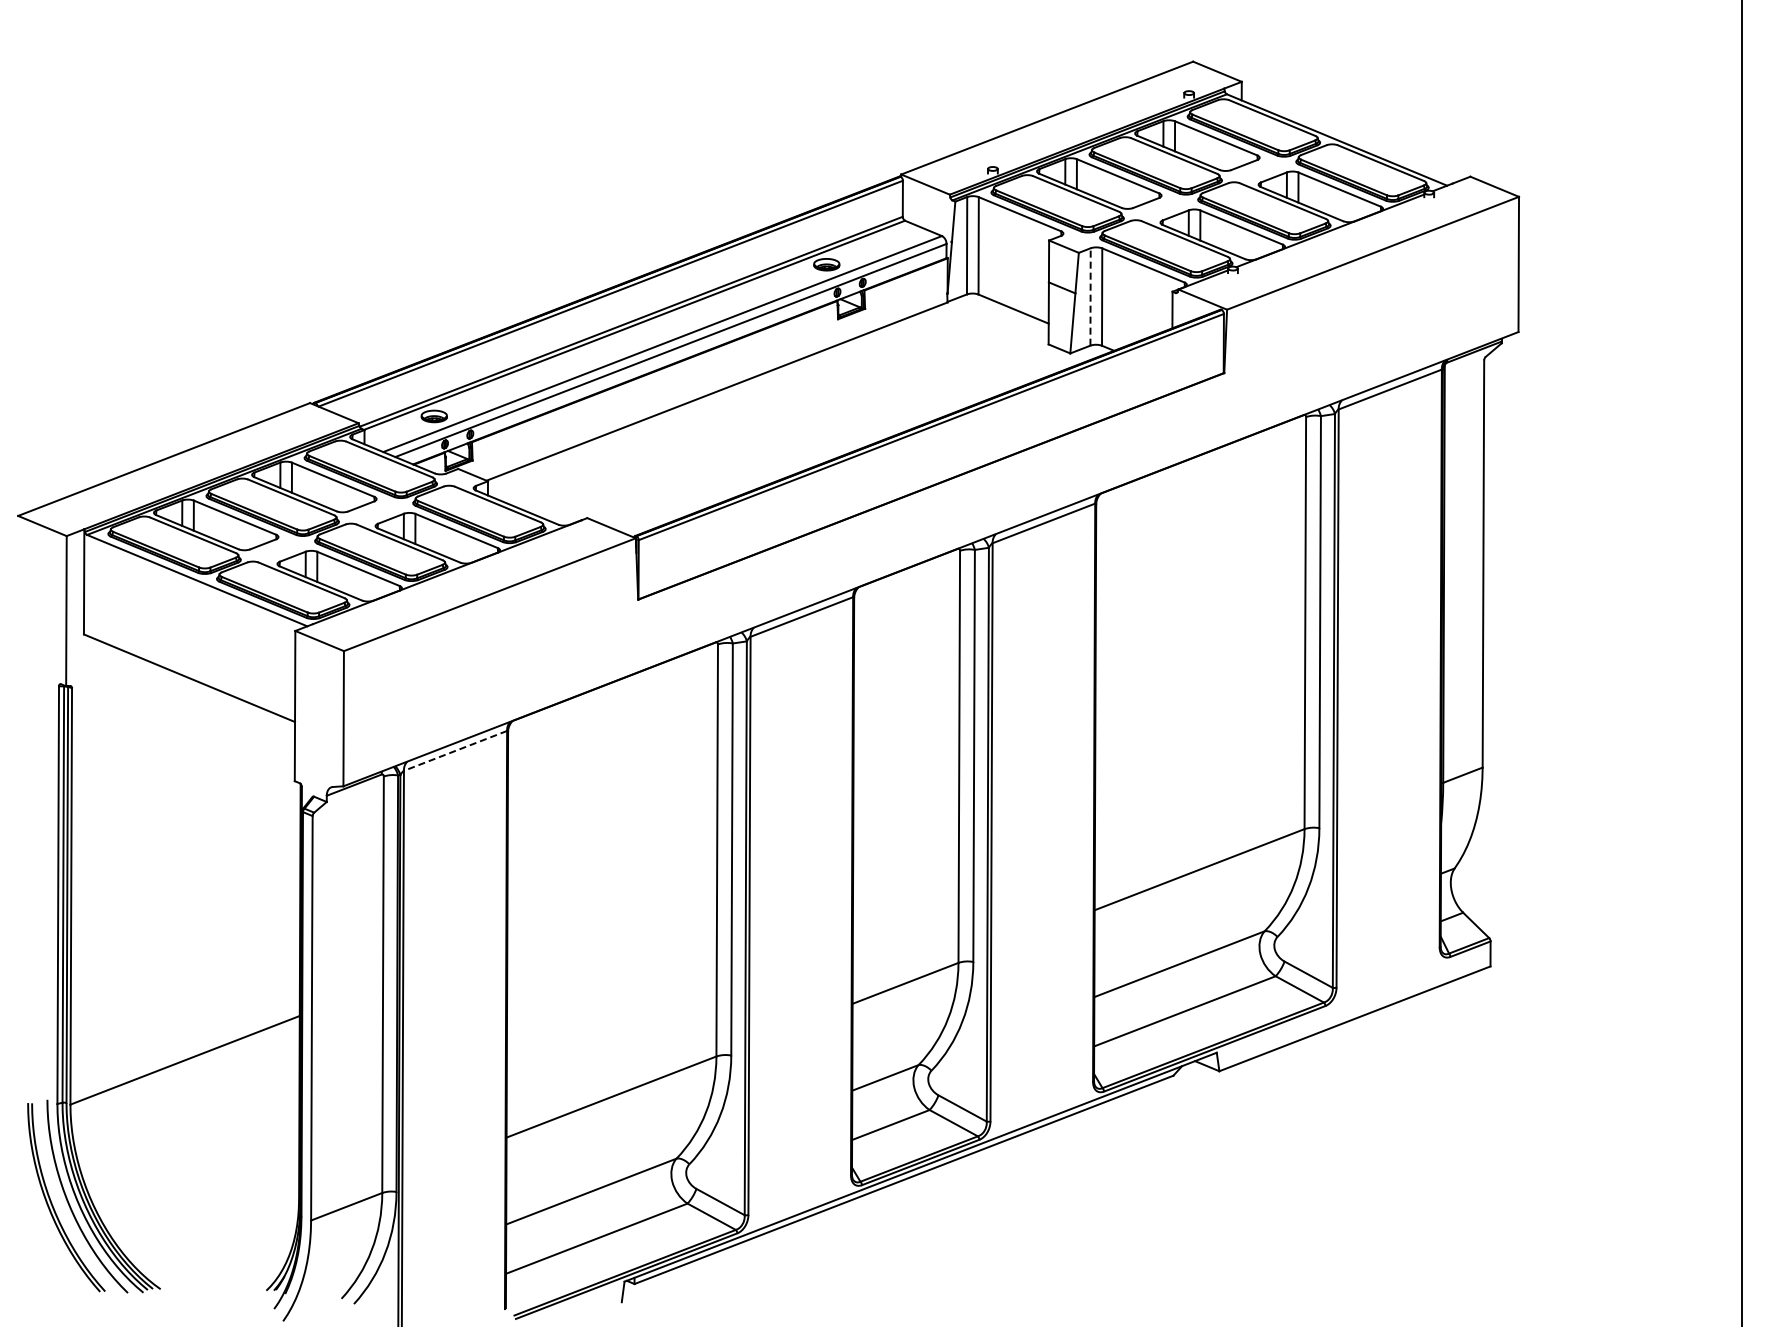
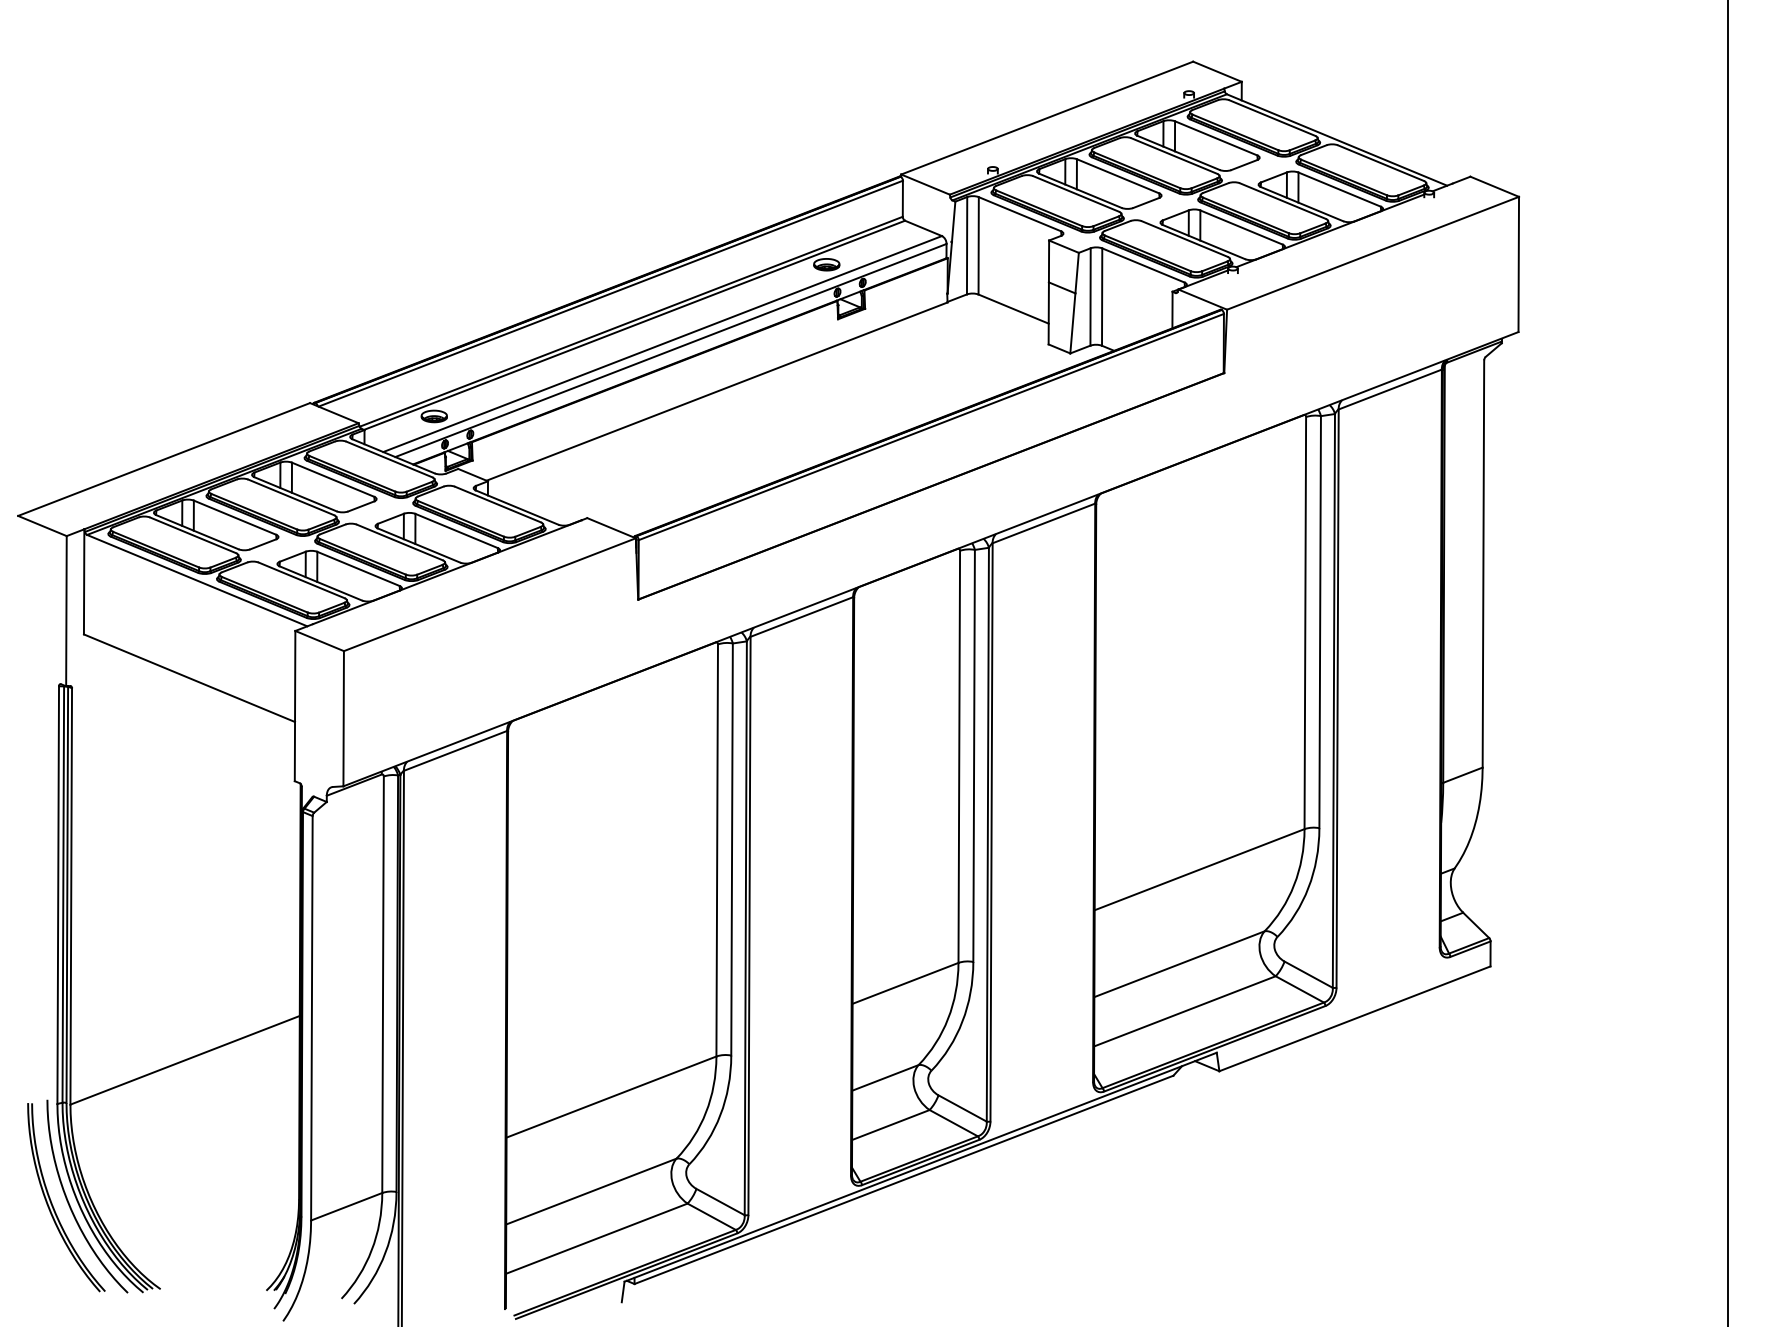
line: dashed -> solid (1090, 296)
line position: (1741, 662) -> (1727, 662) (1727, 662)
line: dashed -> solid (455, 751)
